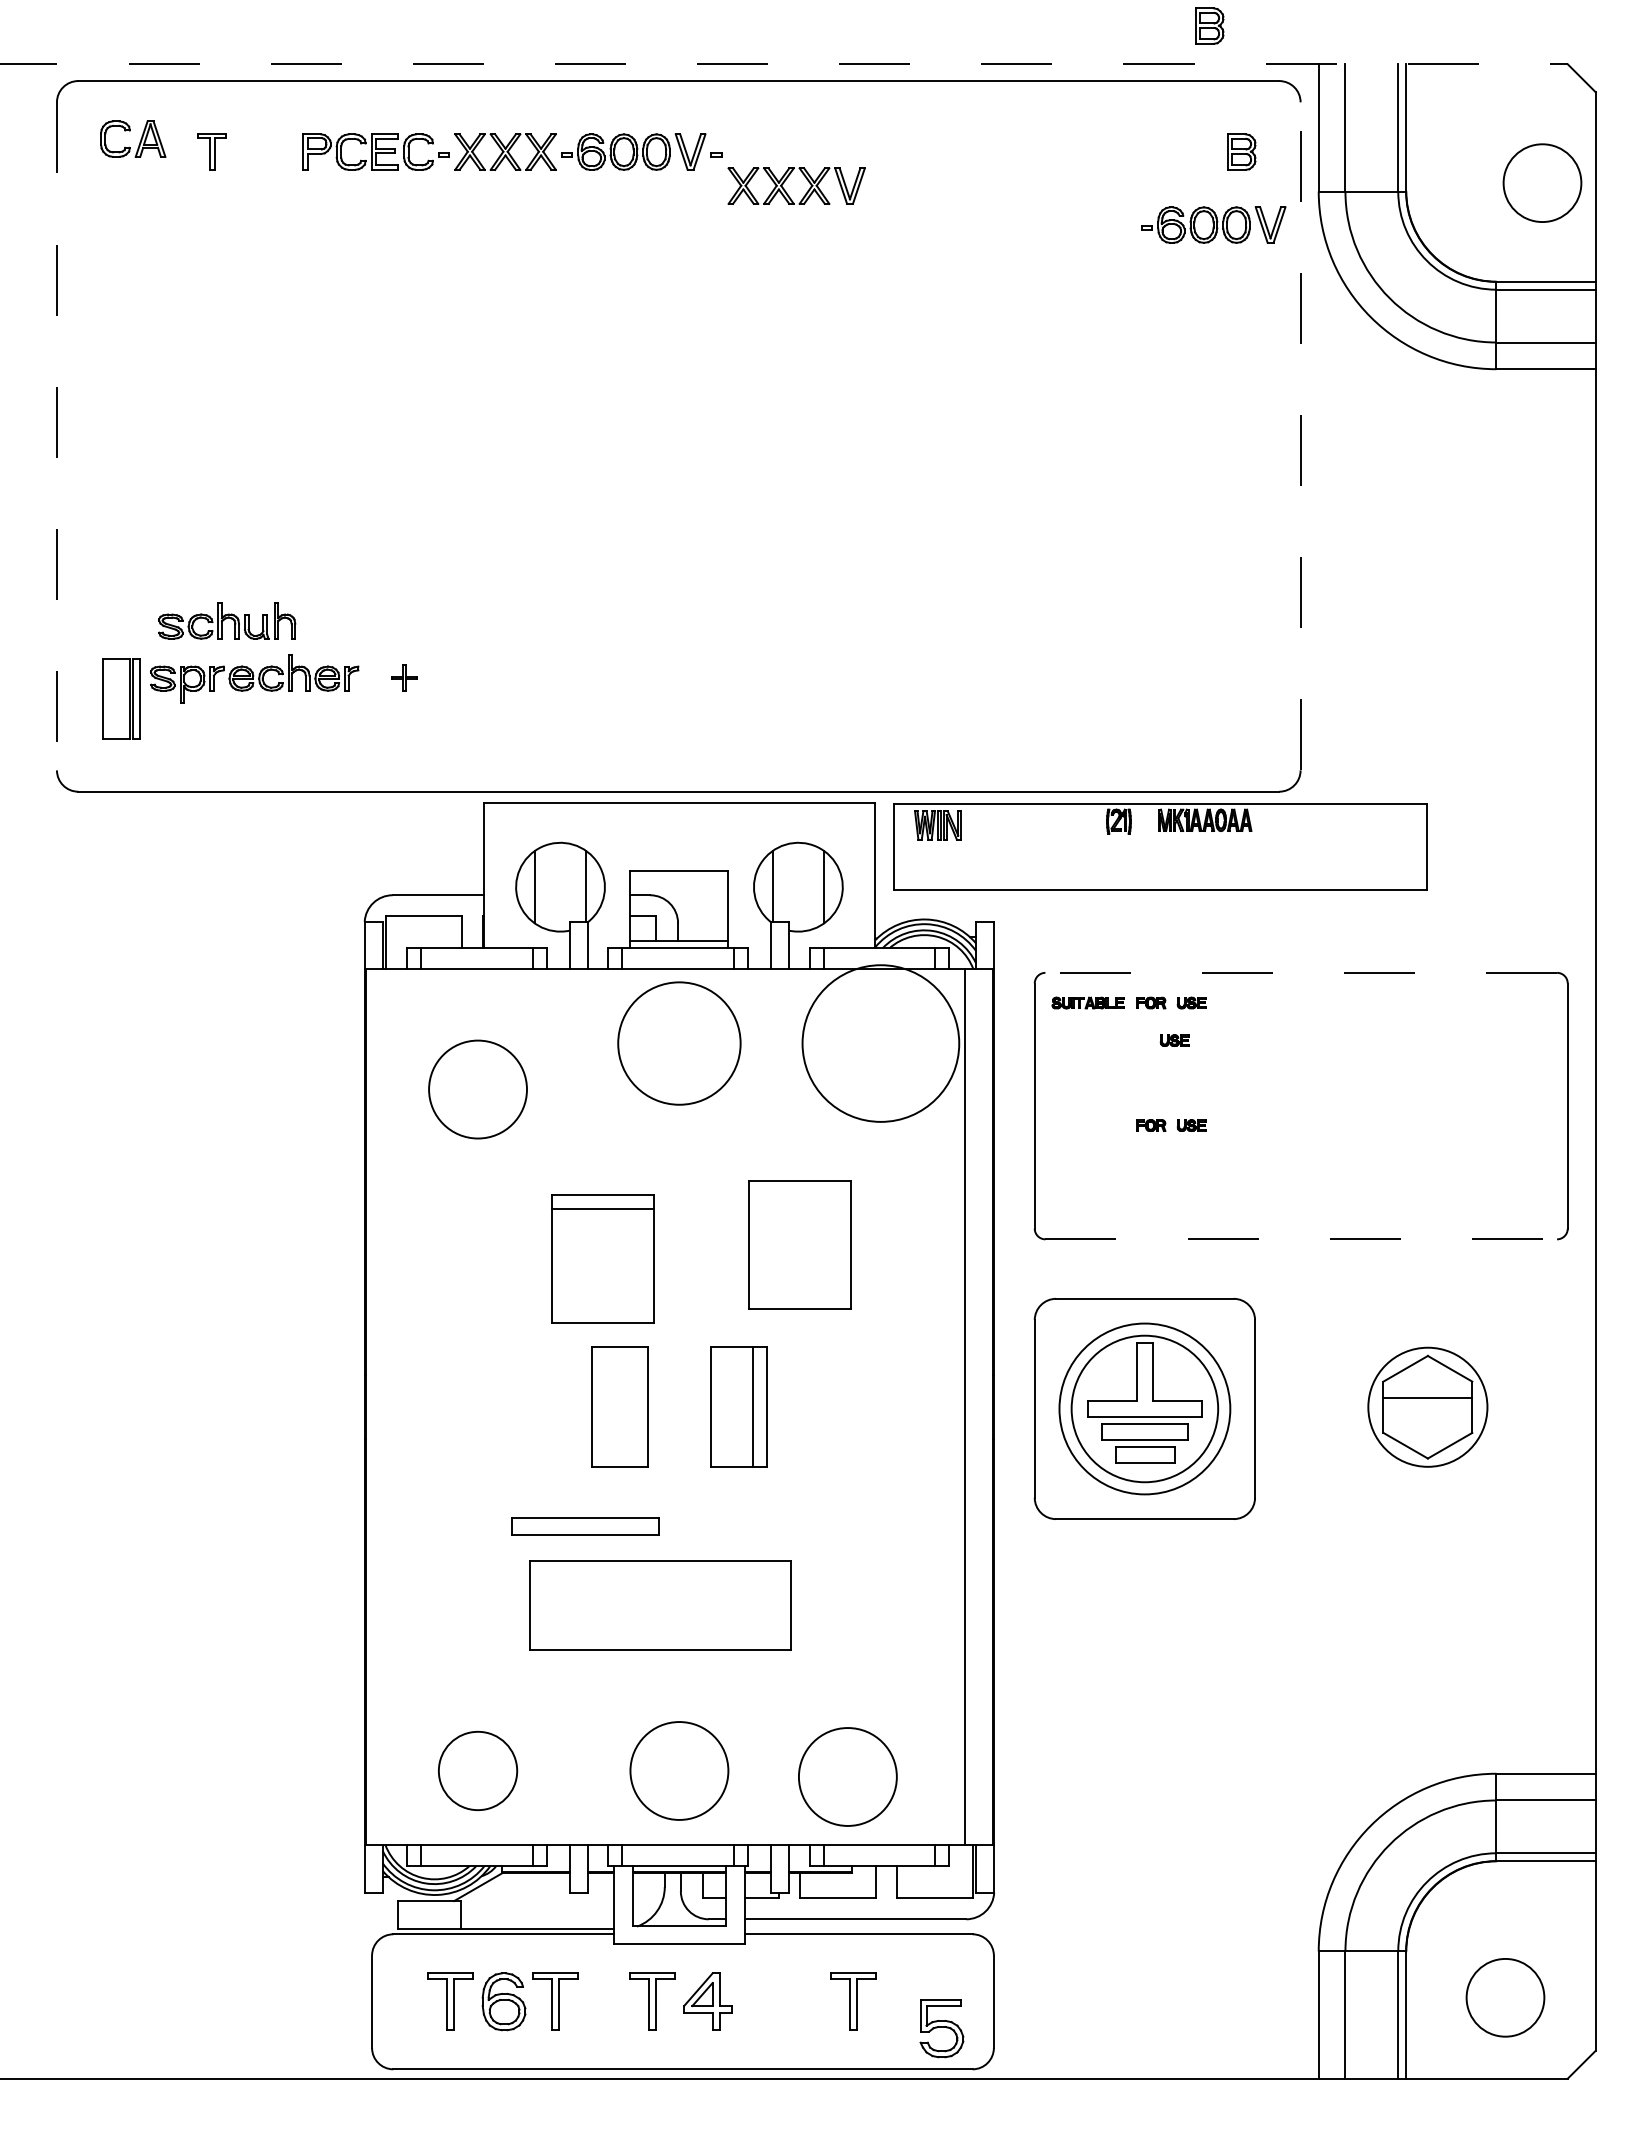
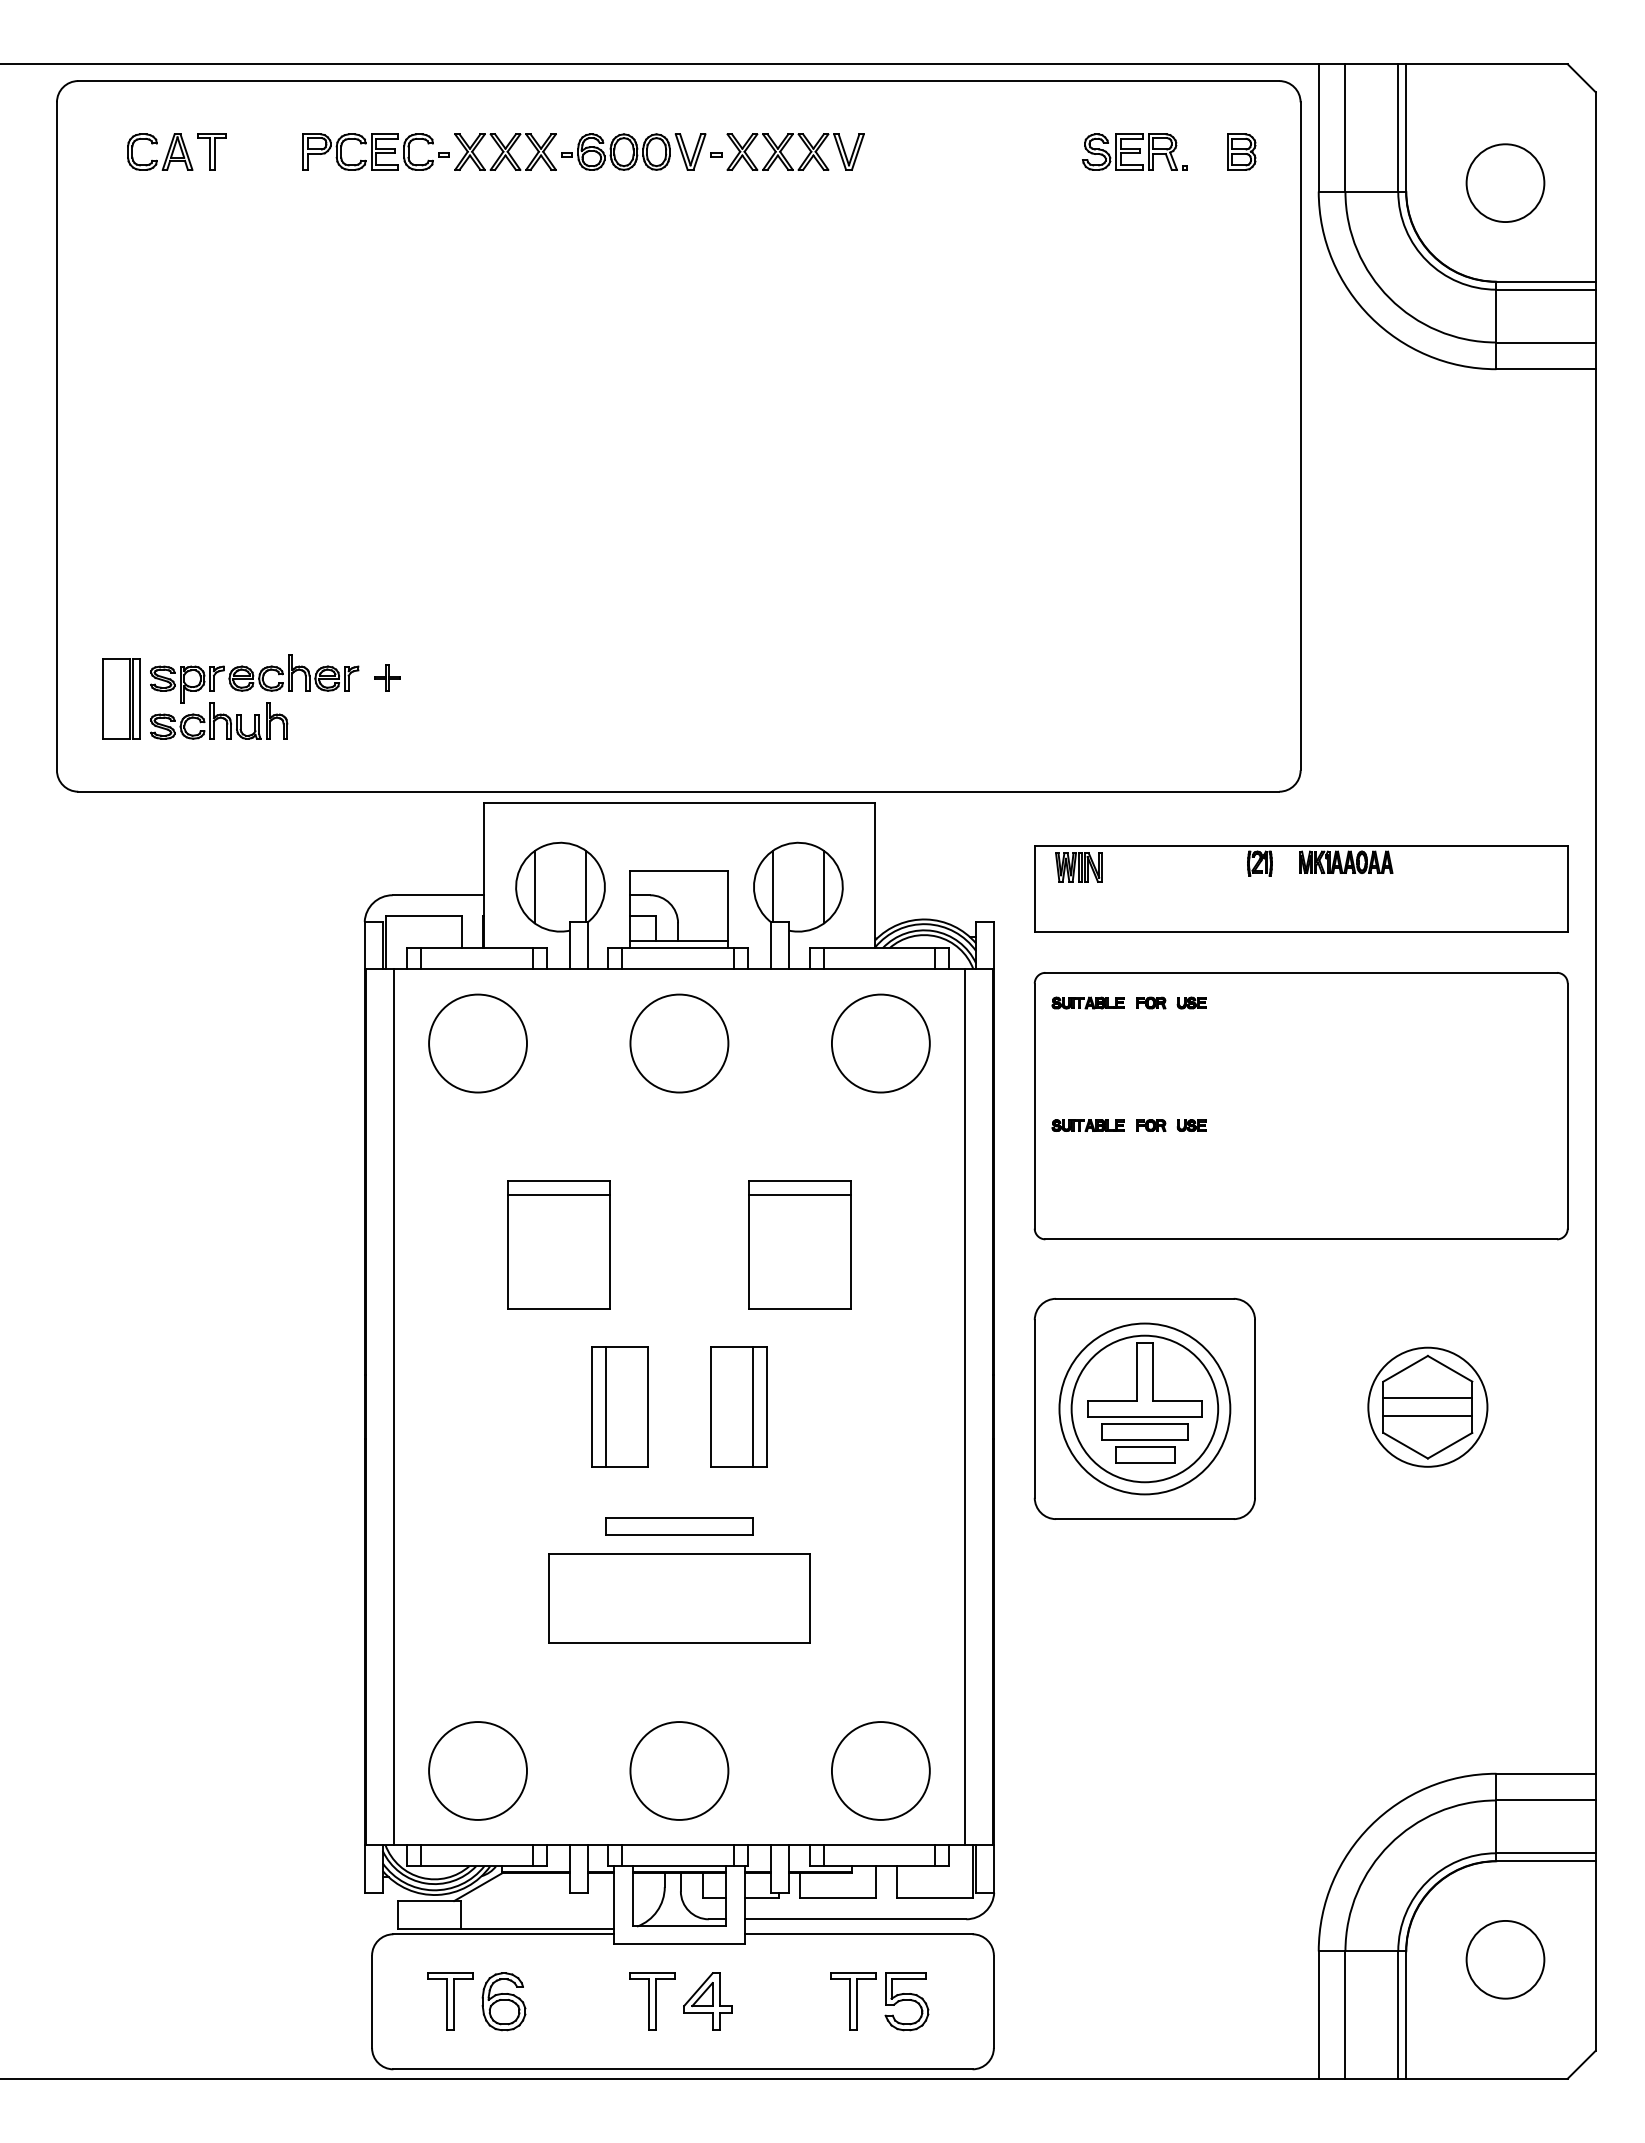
part: present -> none (1209, 25)
line: dashed -> solid (784, 64)
part position: (140, 139) -> (167, 152) (167, 152)
part: none -> present (1134, 151)
part position: (786, 180) -> (785, 146) (785, 146)
circle position: (1542, 182) -> (1505, 182) (1505, 182)
part: present -> none (1213, 224)
line: dashed -> solid (1300, 435)
line: dashed -> solid (56, 436)
part position: (227, 620) -> (219, 720) (219, 720)
part position: (404, 677) -> (387, 677) (387, 677)
part position: (1160, 846) -> (1301, 888) (1301, 888)
line: dashed -> solid (1301, 972)
part: present -> none (1174, 1040)
circle diameter: 122 px -> 98 px (679, 1043)
circle diameter: 157 px -> 98 px (880, 1043)
circle position: (477, 1089) -> (477, 1043) (477, 1043)
part: none -> present (1087, 1125)
line: none -> present (799, 1195)
line: dashed -> solid (1301, 1239)
part position: (602, 1258) -> (558, 1244) (558, 1244)
line: none -> present (394, 1407)
line: none -> present (606, 1407)
line: none -> present (1427, 1416)
part position: (585, 1526) -> (679, 1526) (679, 1526)
part position: (660, 1605) -> (679, 1598) (679, 1598)
circle size: 81x81 px -> 100x100 px (477, 1770)
circle position: (847, 1776) -> (880, 1770) (880, 1770)
circle position: (1505, 1997) -> (1505, 1959) (1505, 1959)
part: present -> none (555, 2001)
part position: (941, 2028) -> (906, 2001) (906, 2001)
